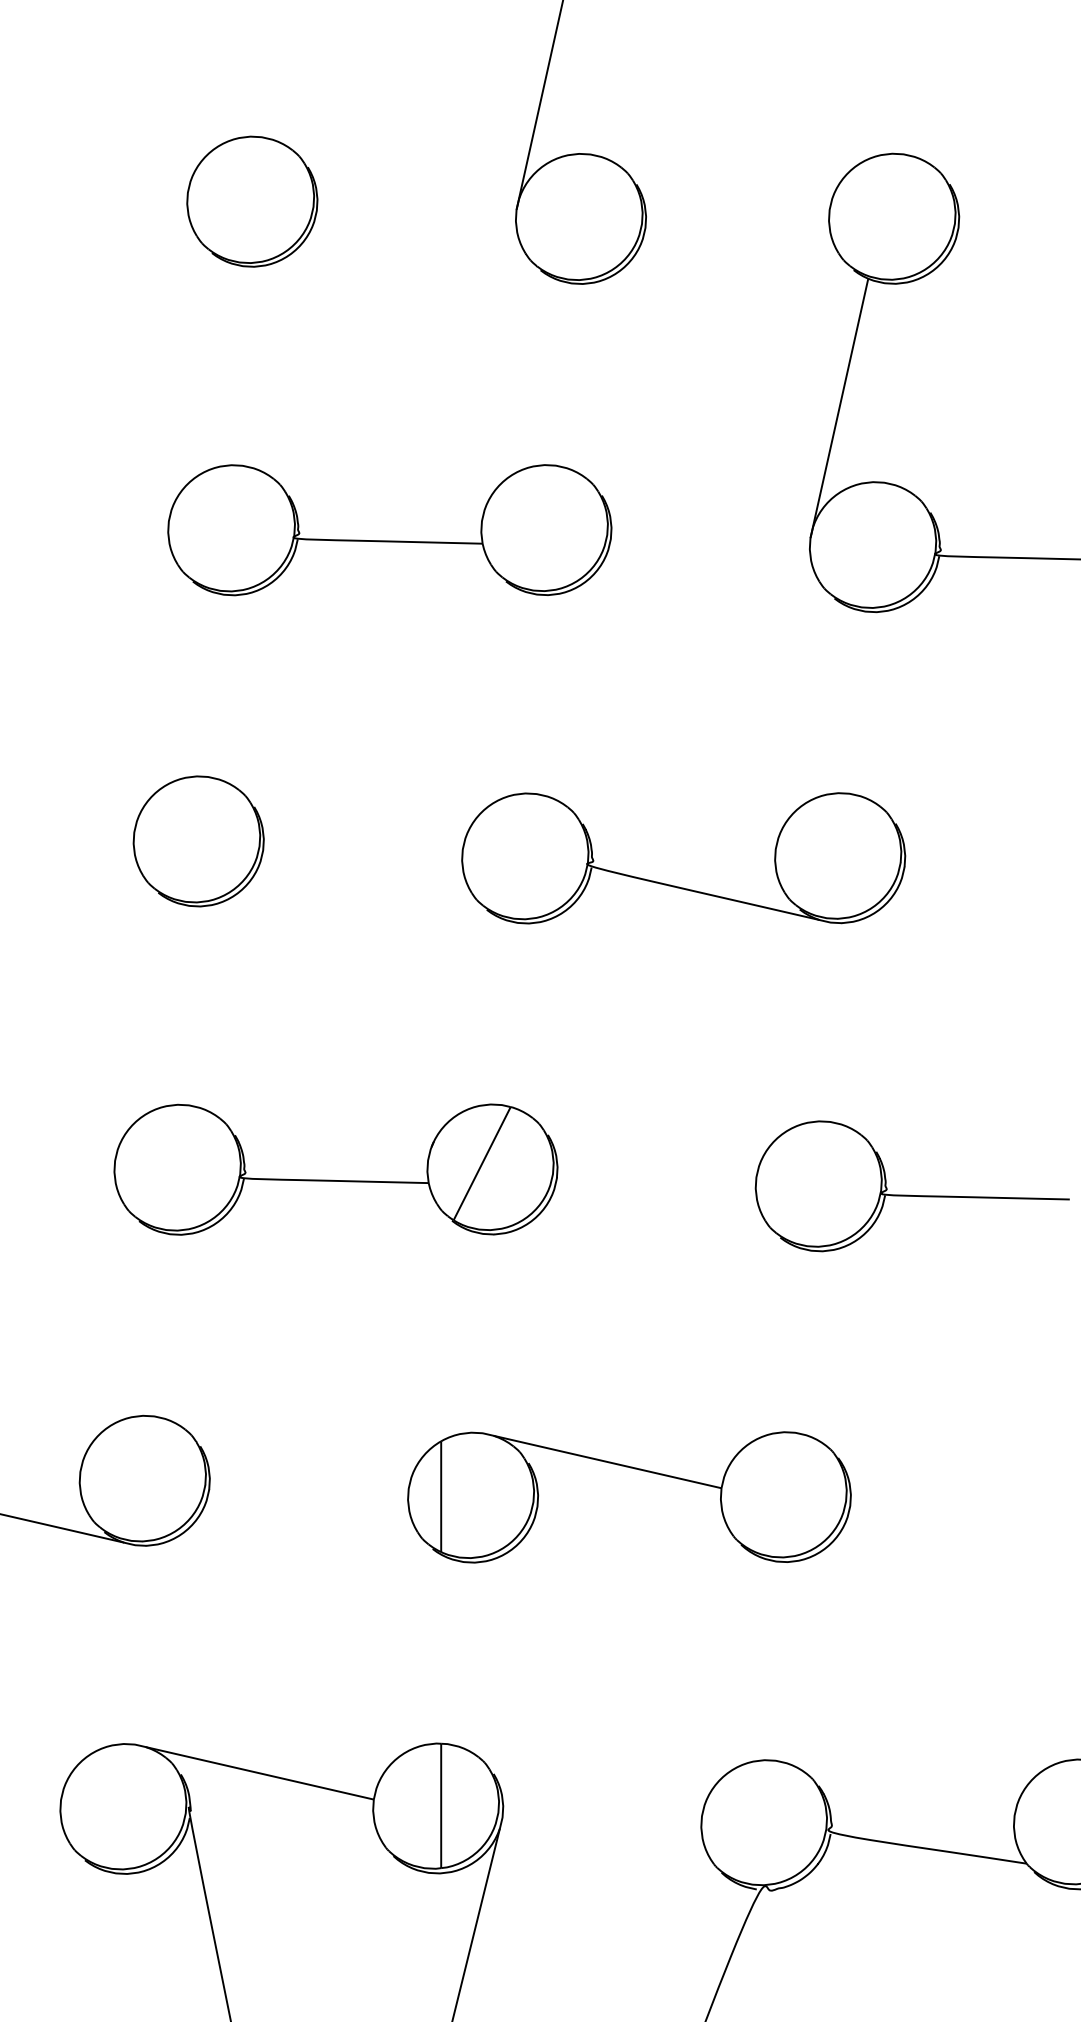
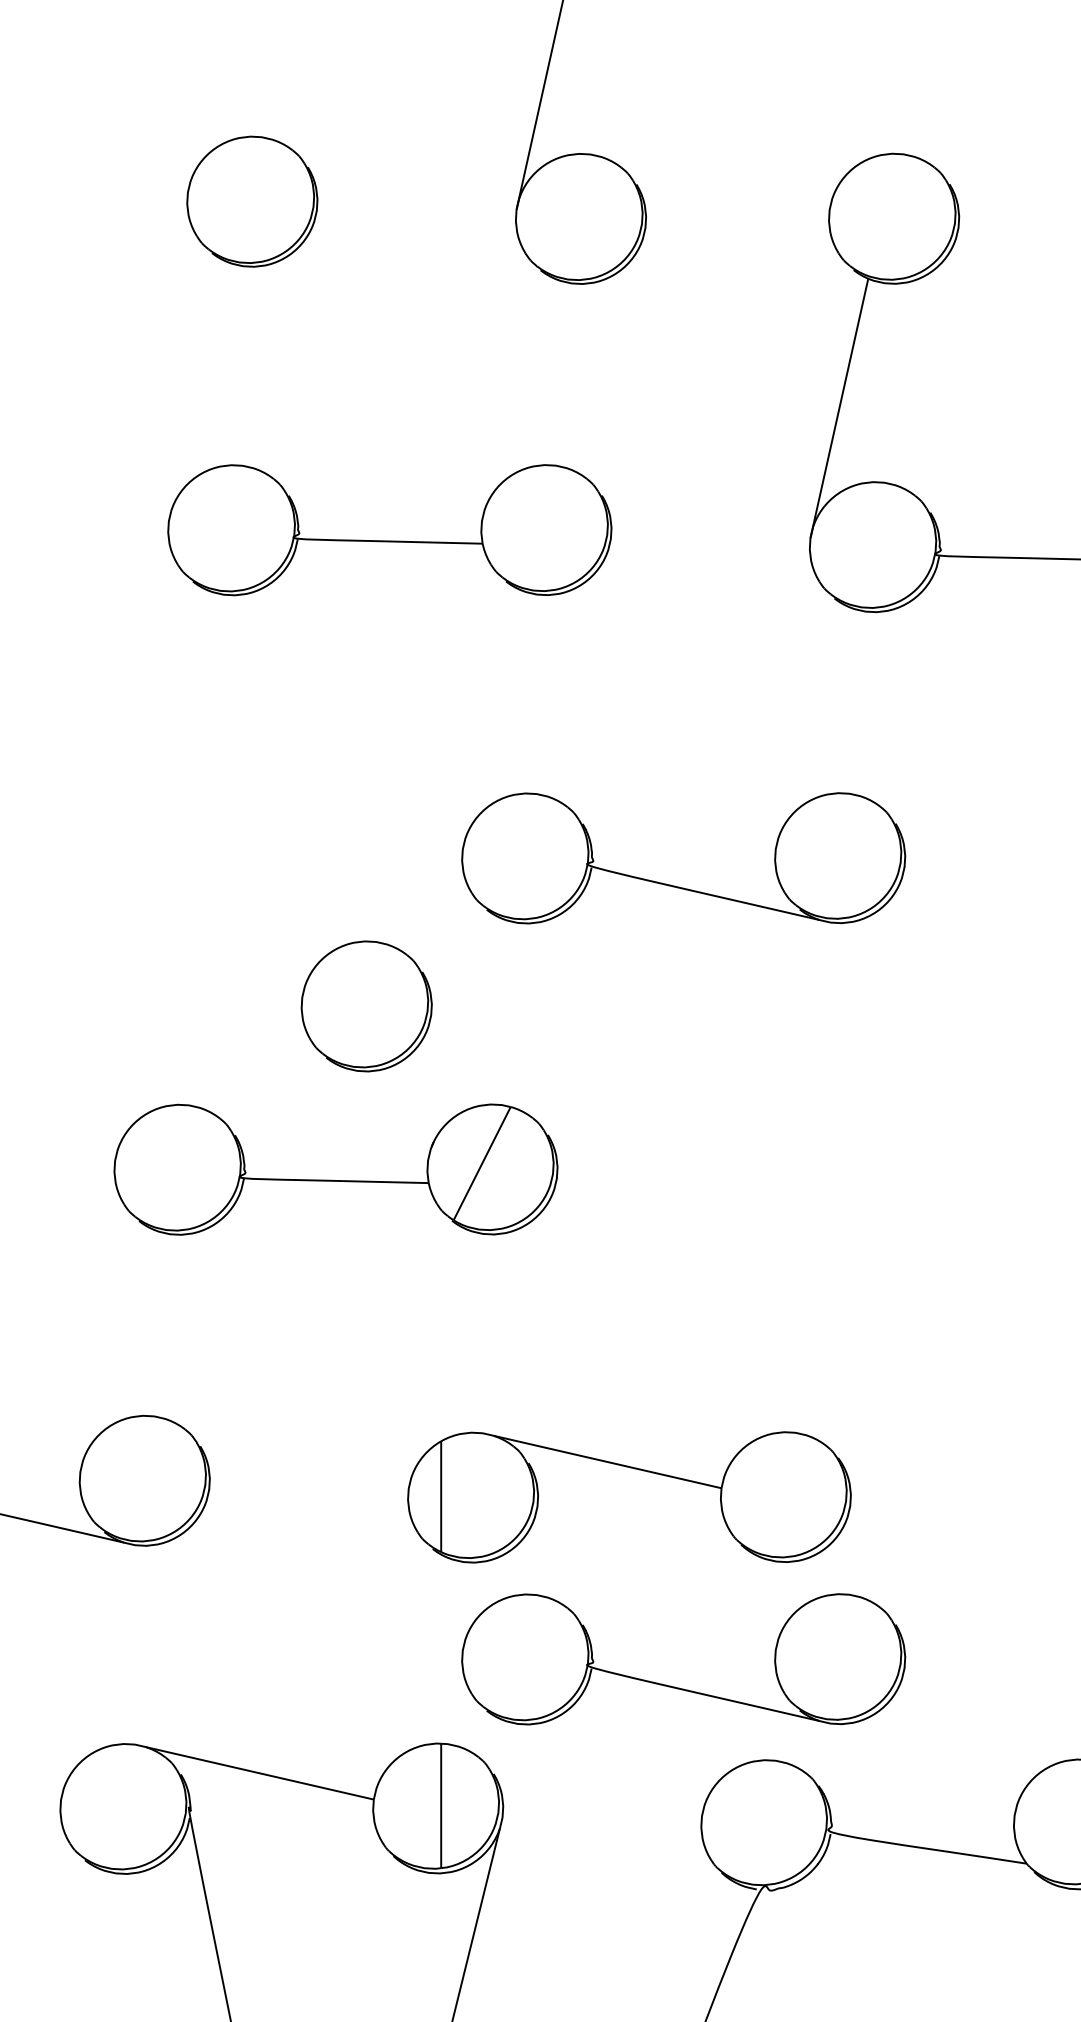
part position: (198, 841) -> (366, 1006) (366, 1006)
part: present -> none (909, 1194)
part: none -> present (675, 1686)
